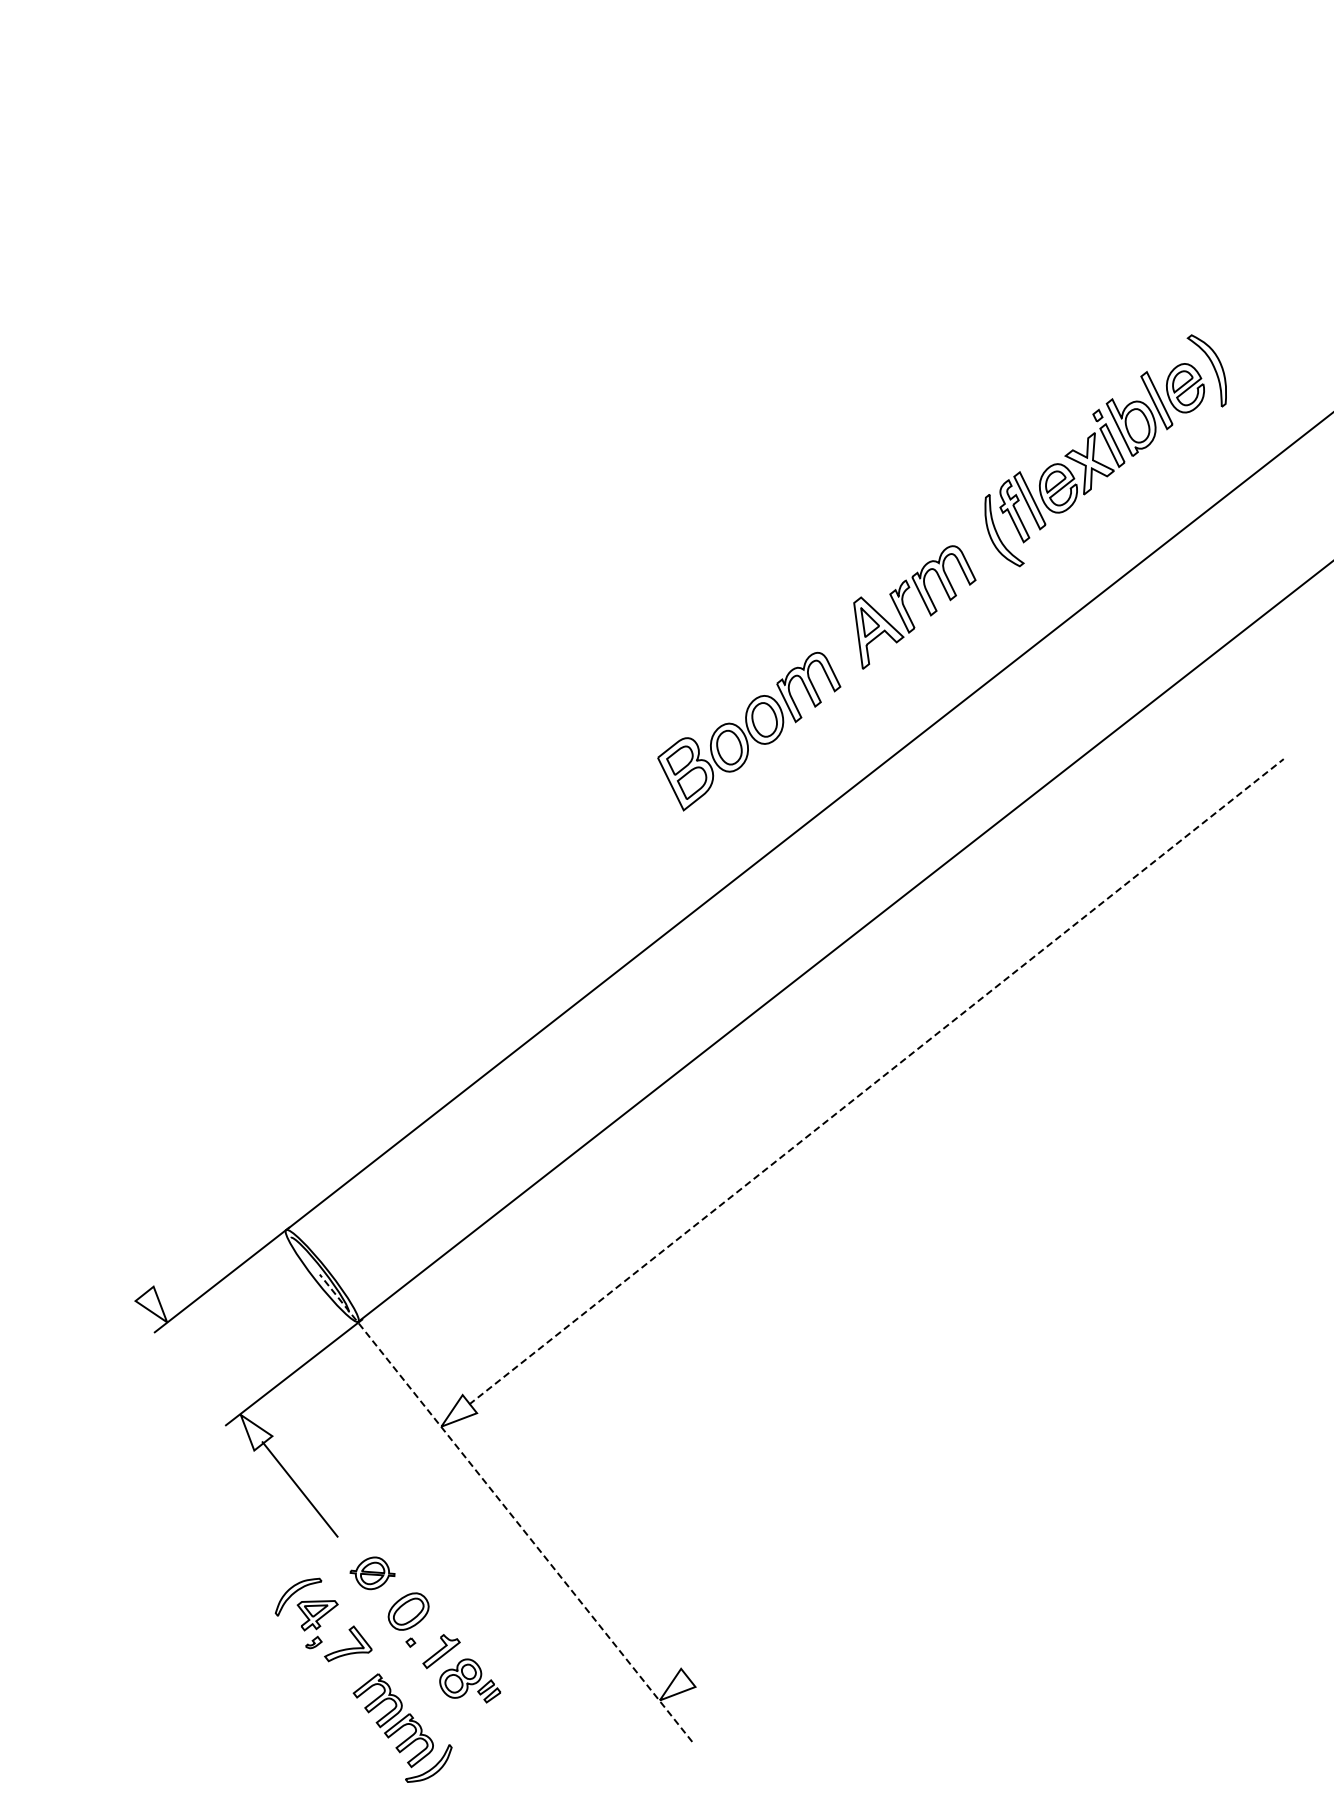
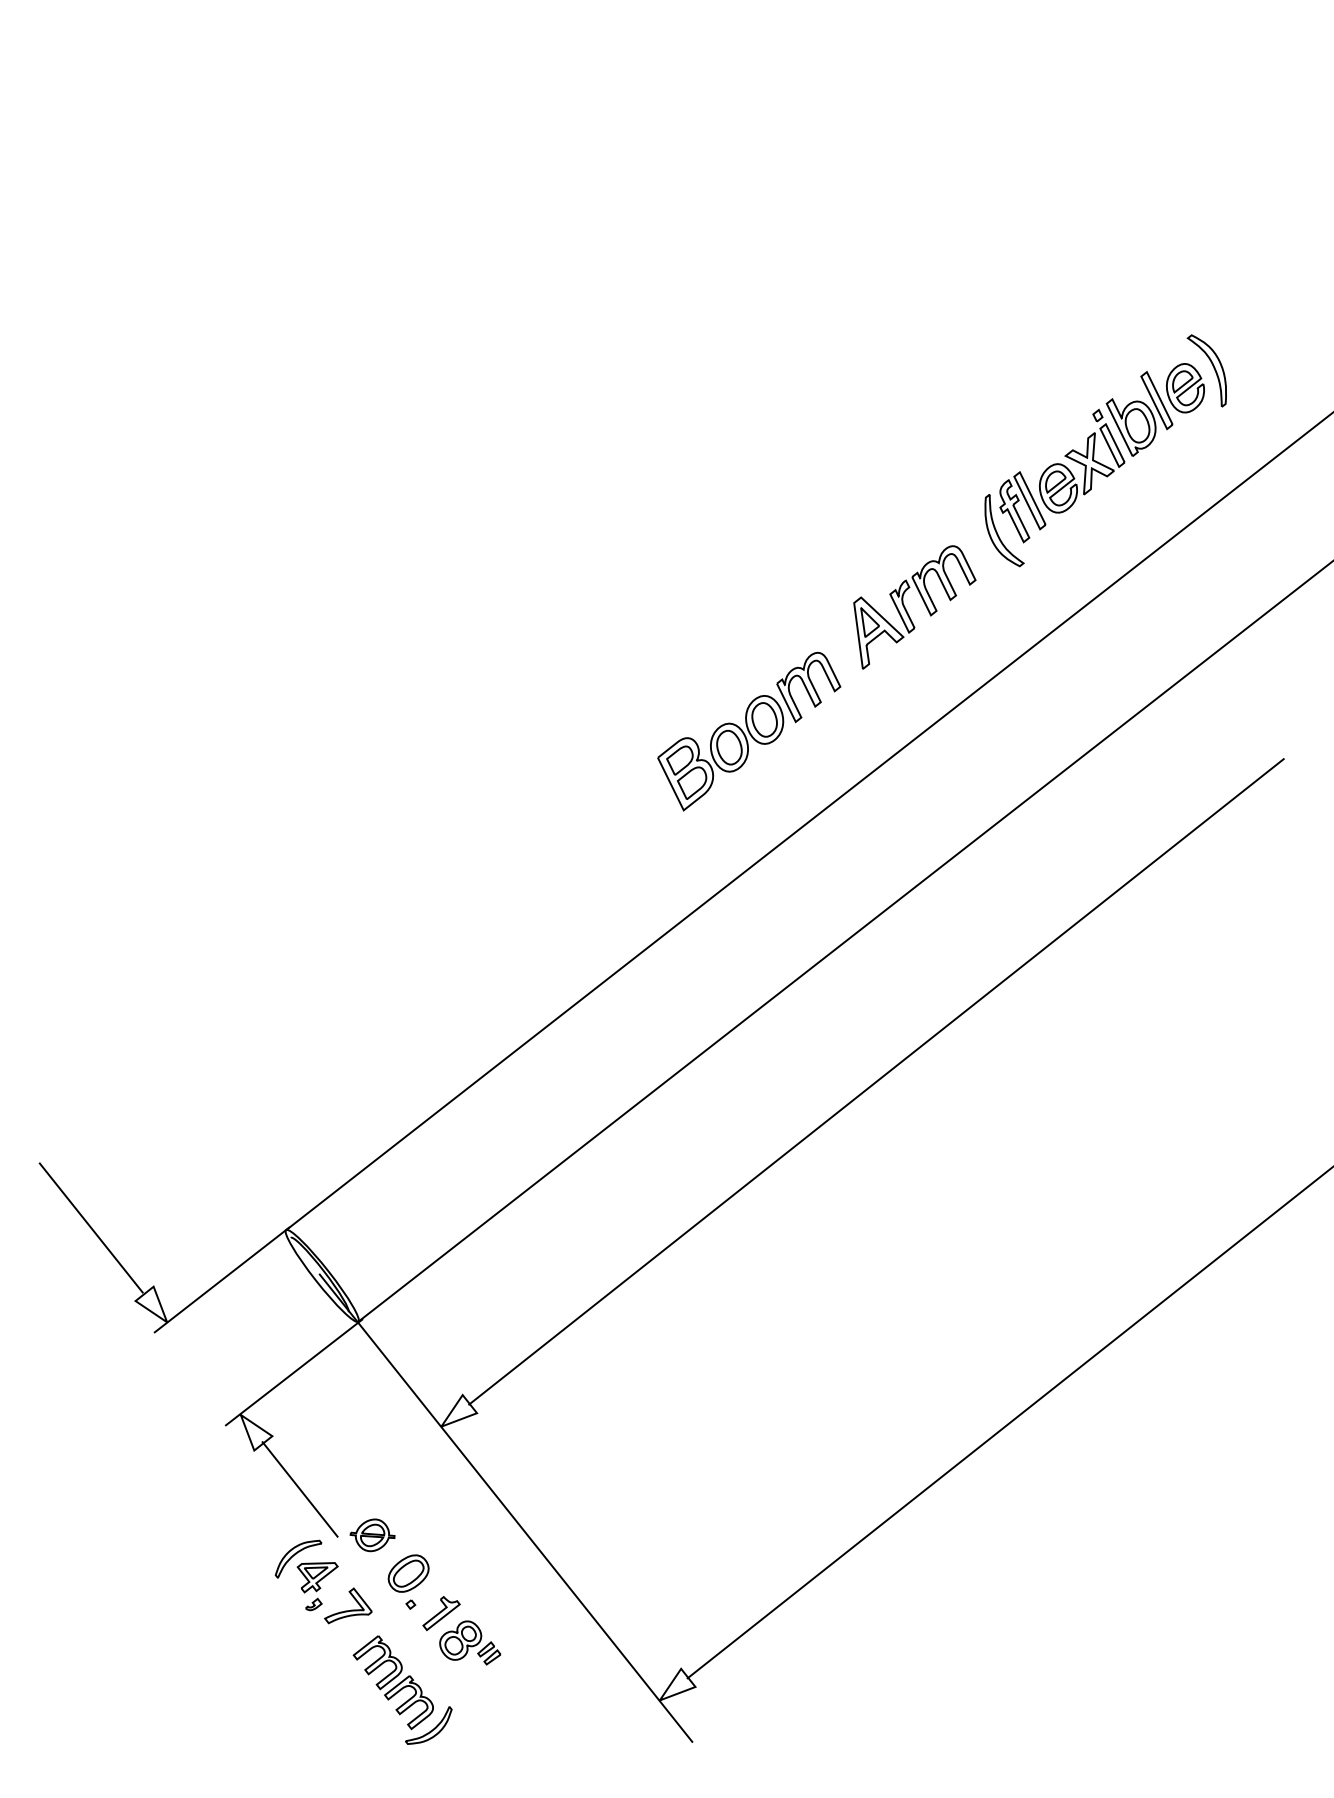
line: dashed -> solid (876, 1081)
line: none -> present (90, 1227)
line: none -> present (1008, 1423)
line: dashed -> solid (506, 1508)
part position: (380, 1674) -> (380, 1636) (380, 1636)
